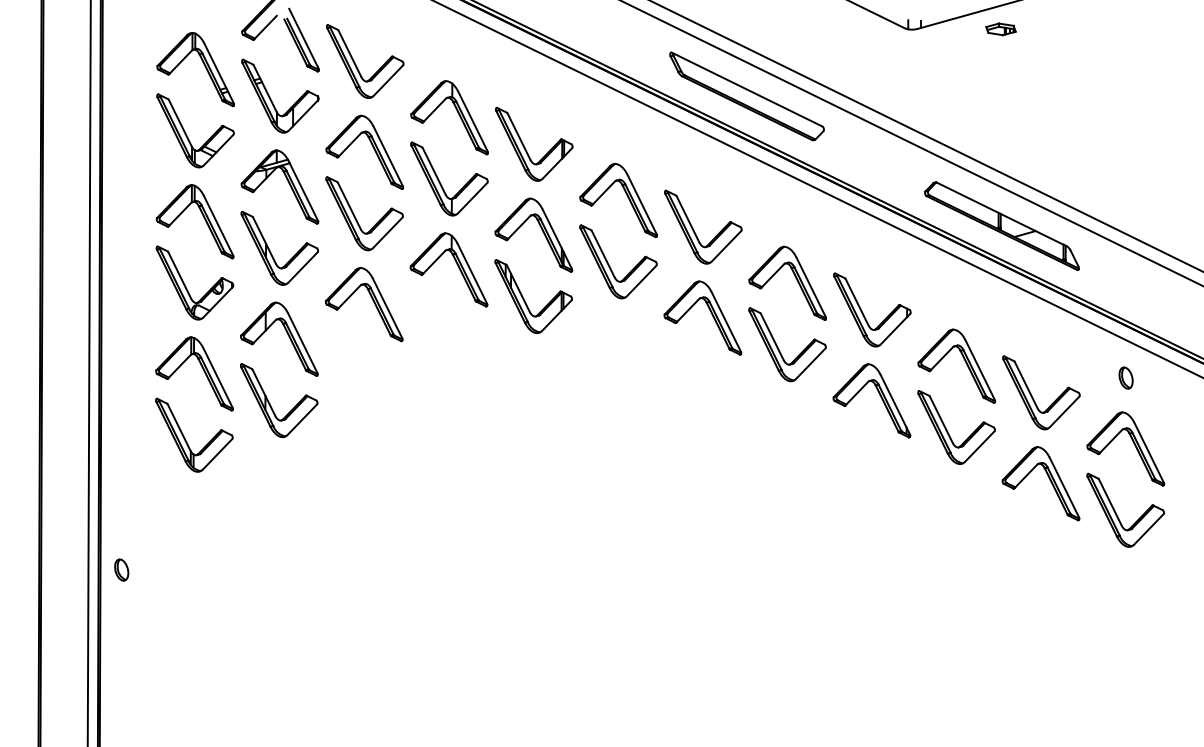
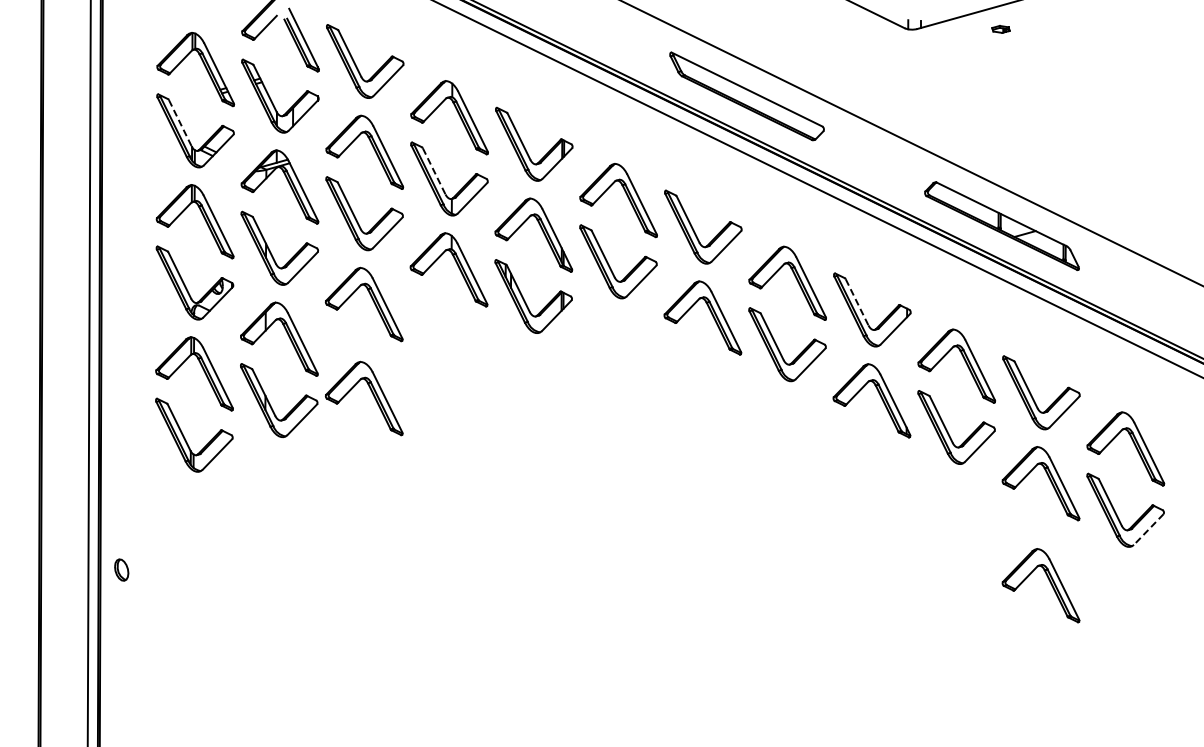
part size: 32x15 px -> 20x9 px (1000, 29)
line: solid -> dashed (180, 123)
line: present -> none (926, 136)
line: solid -> dashed (434, 171)
line: solid -> dashed (857, 302)
part: present -> none (1125, 377)
part: none -> present (372, 394)
line: solid -> dashed (1148, 529)
part: none -> present (1048, 580)
